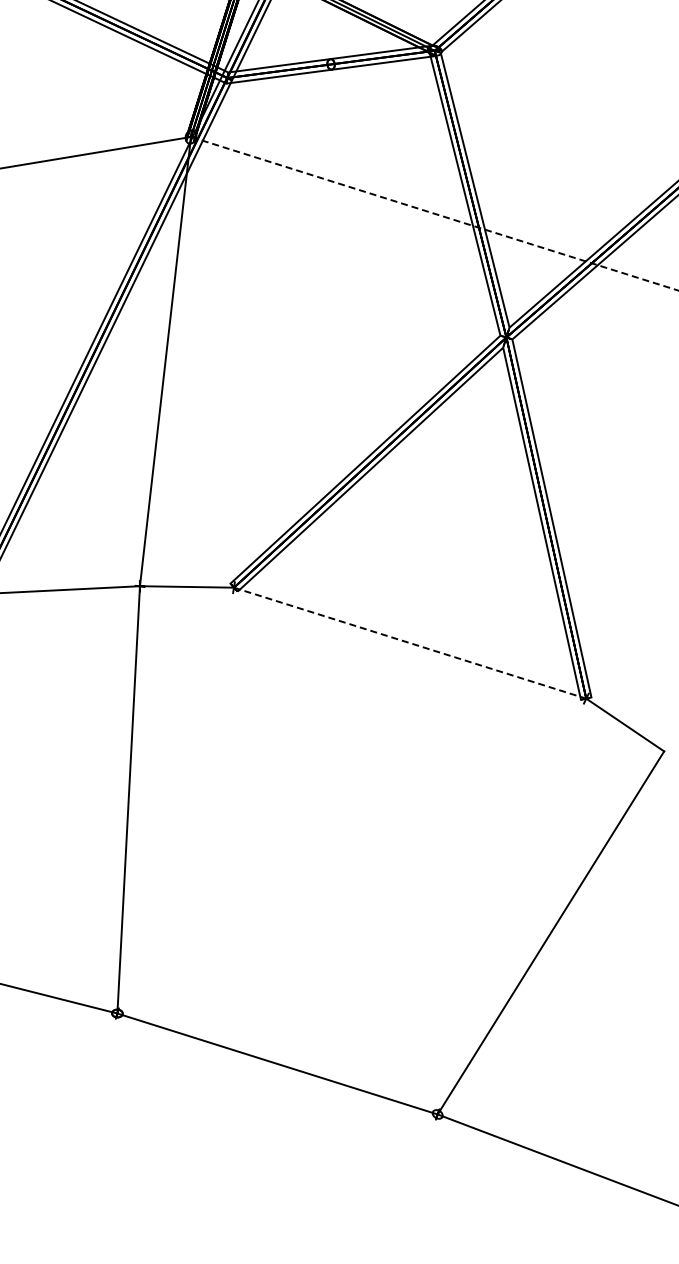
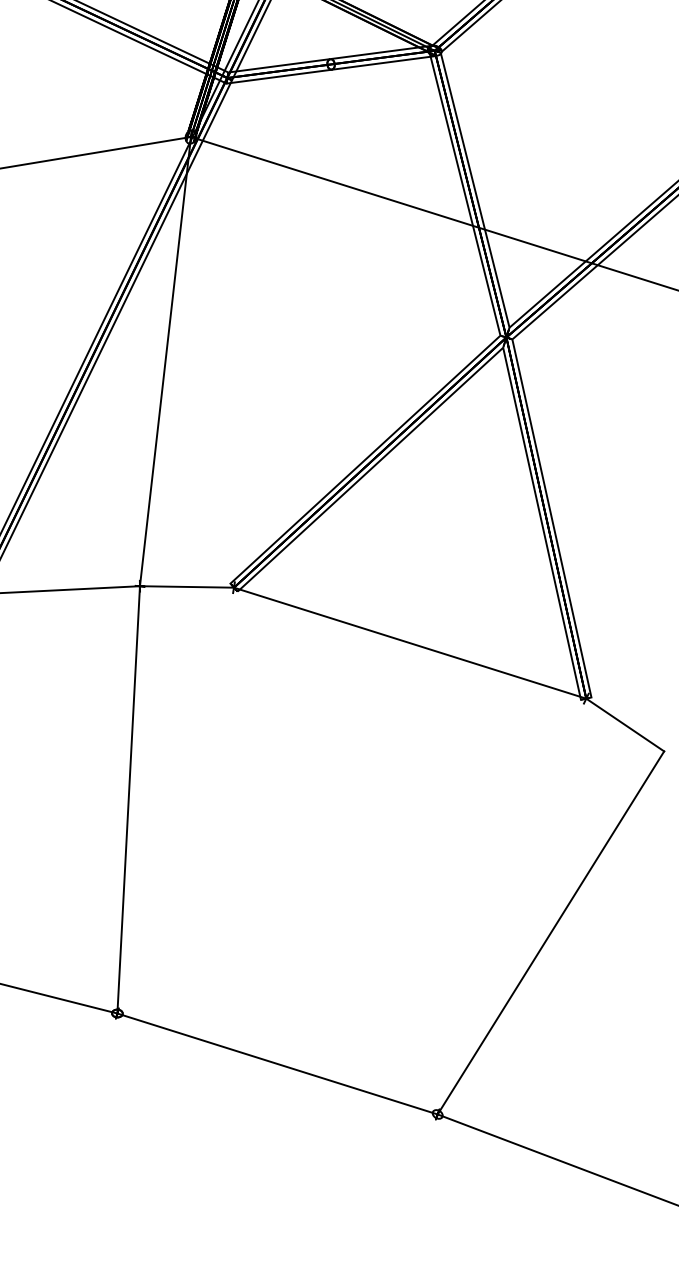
line: dashed -> solid (434, 213)
line: dashed -> solid (410, 643)
